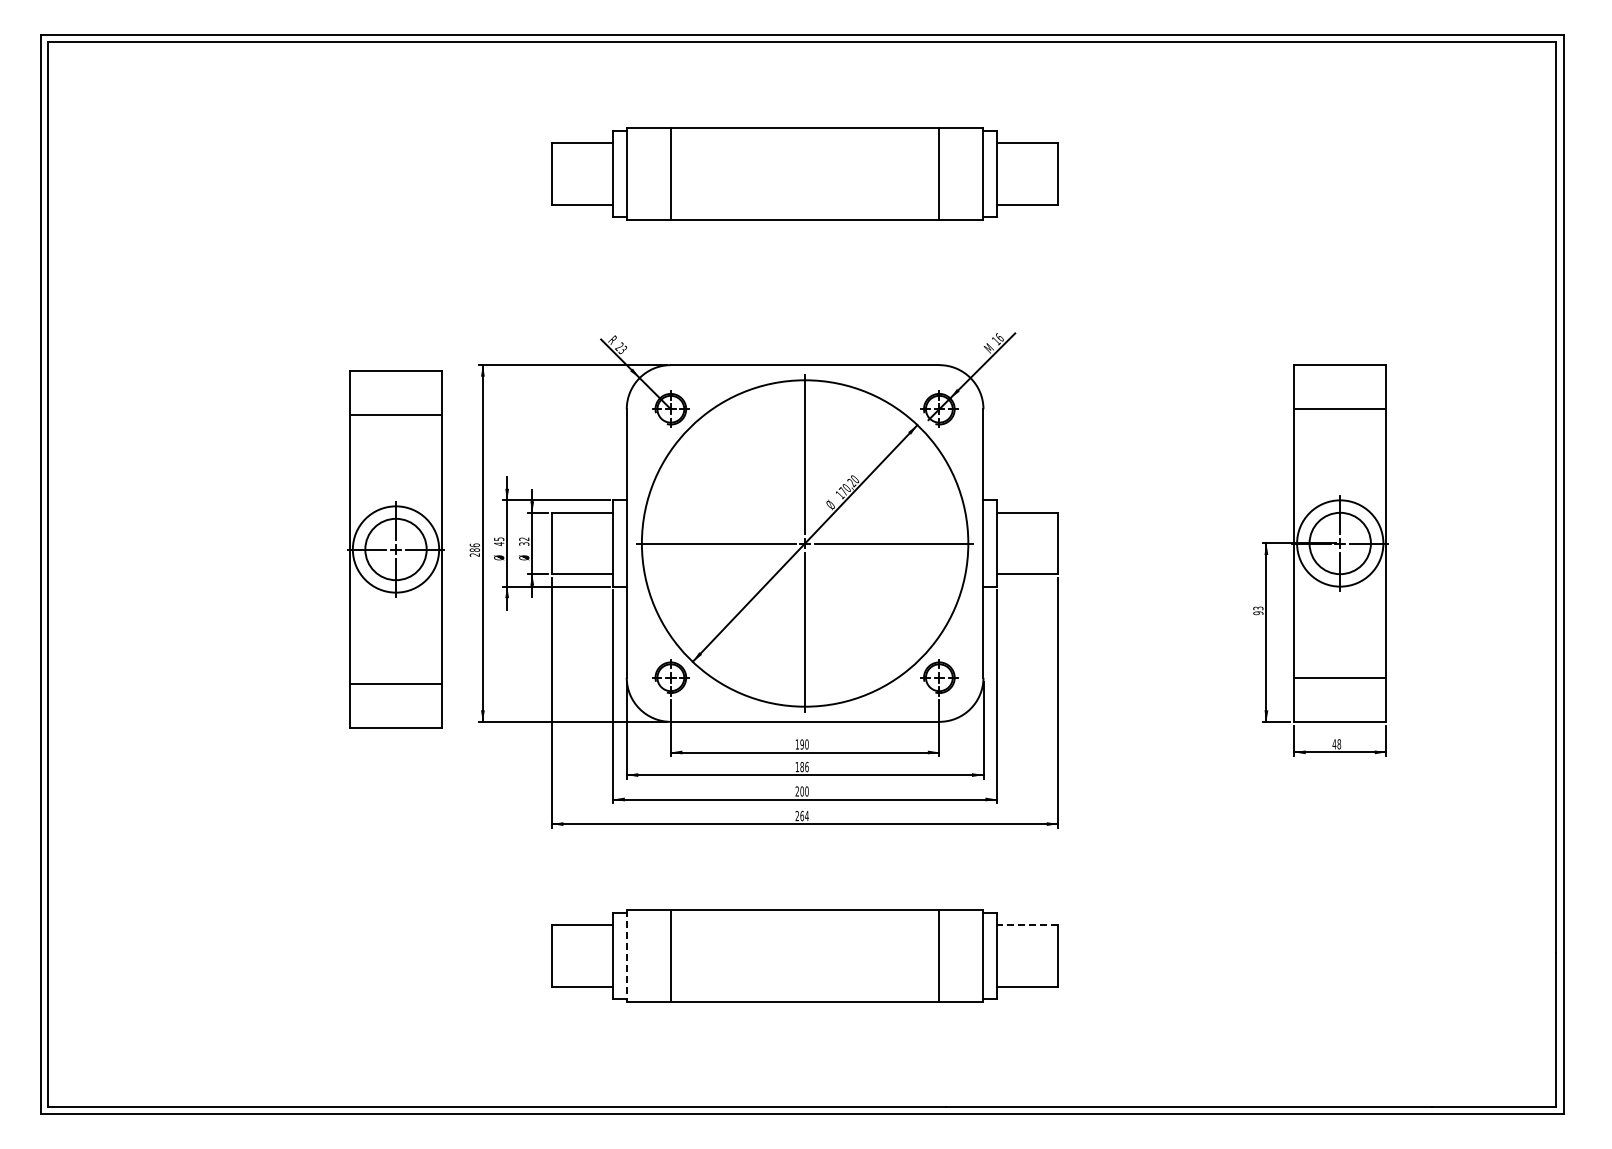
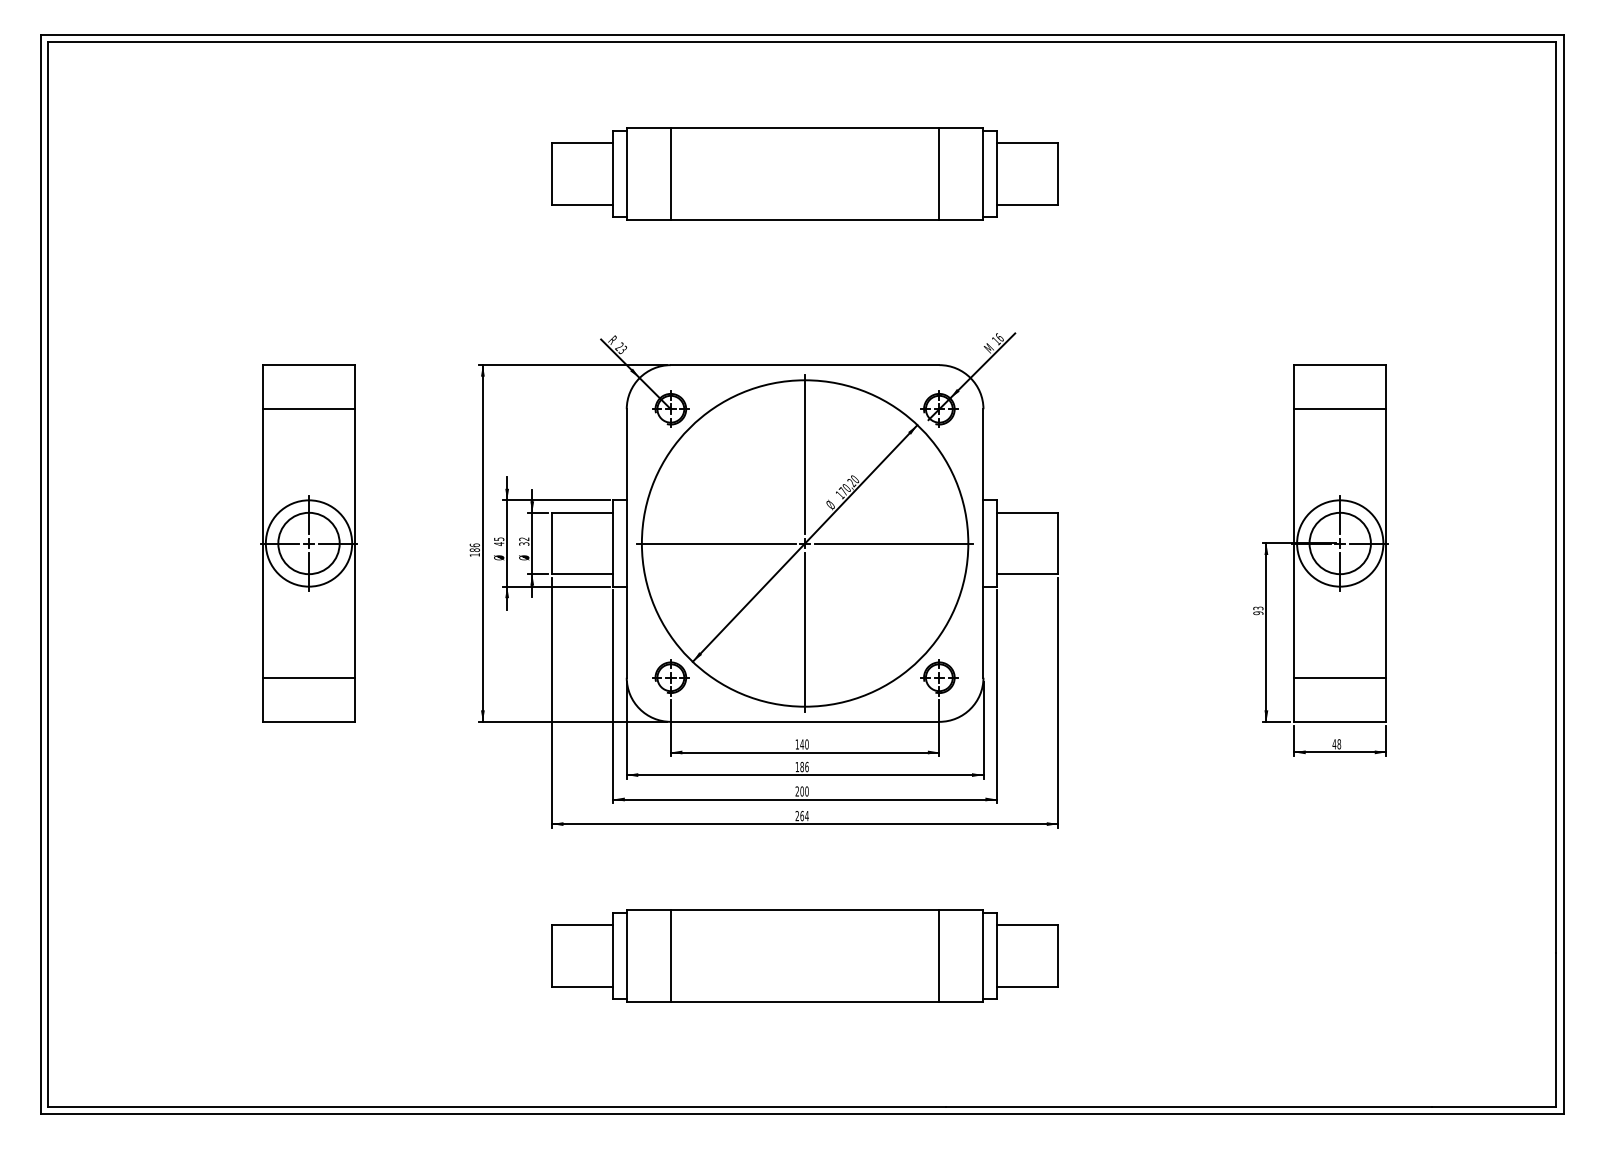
part position: (395, 549) -> (308, 543) (308, 543)
text: 286 -> 186 (474, 554)
text: 190 -> 140 (802, 744)
line: dashed -> solid (1027, 925)
line: dashed -> solid (626, 956)
